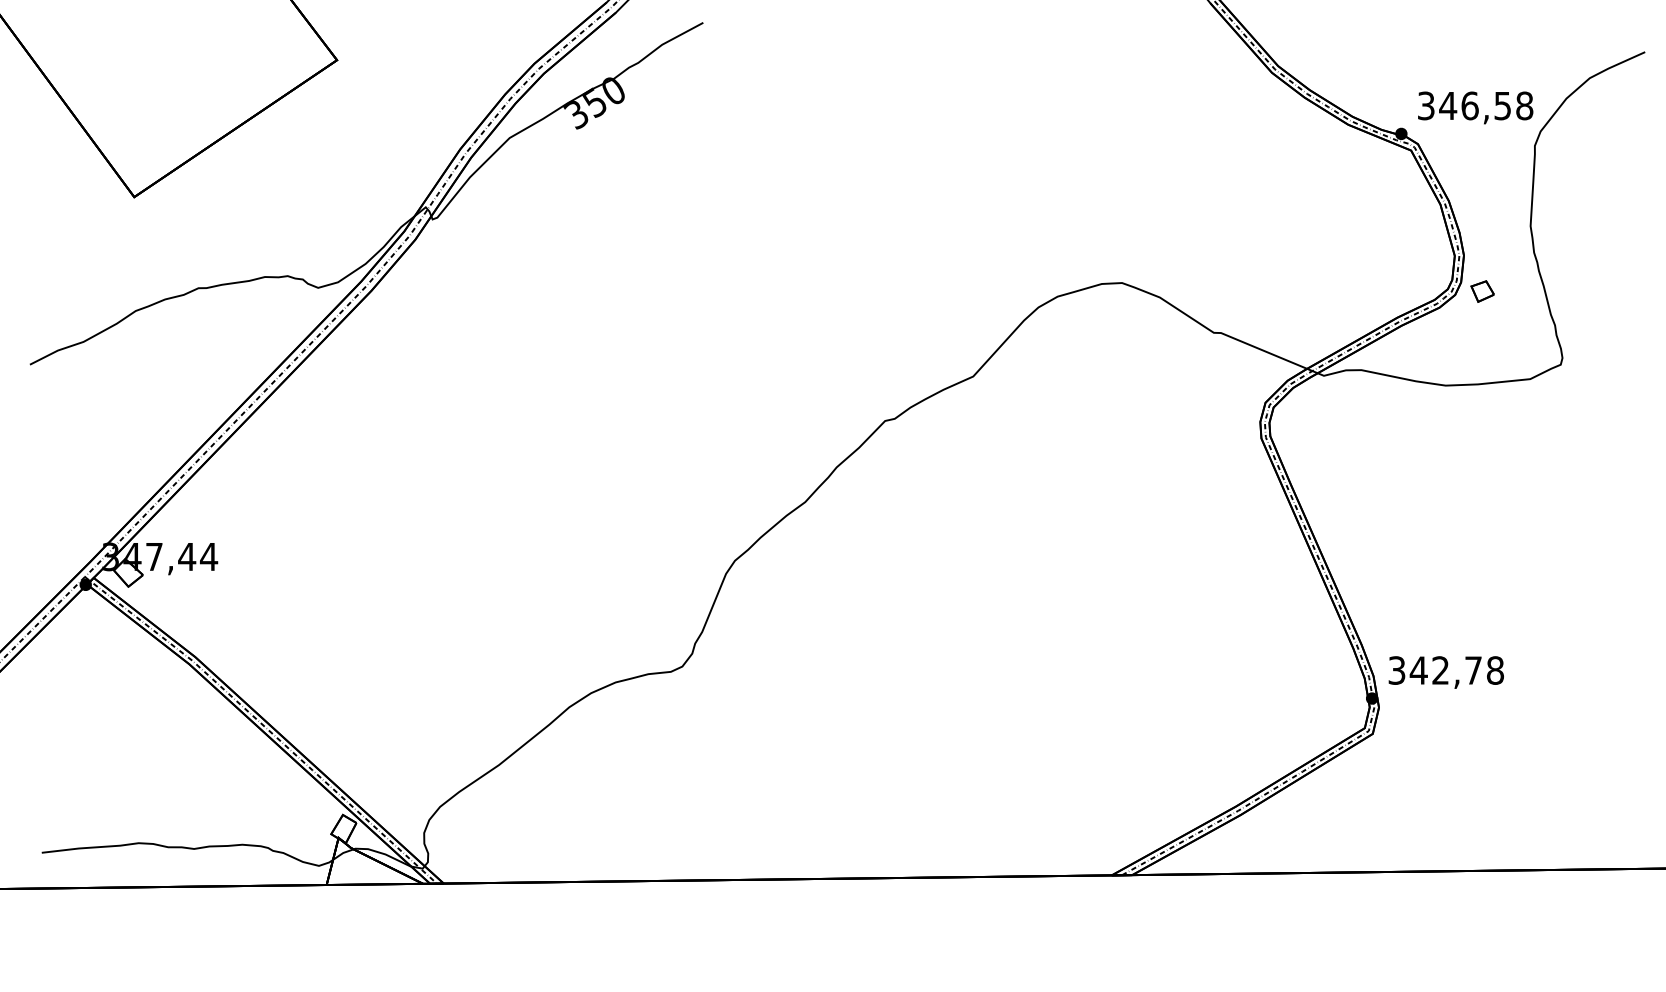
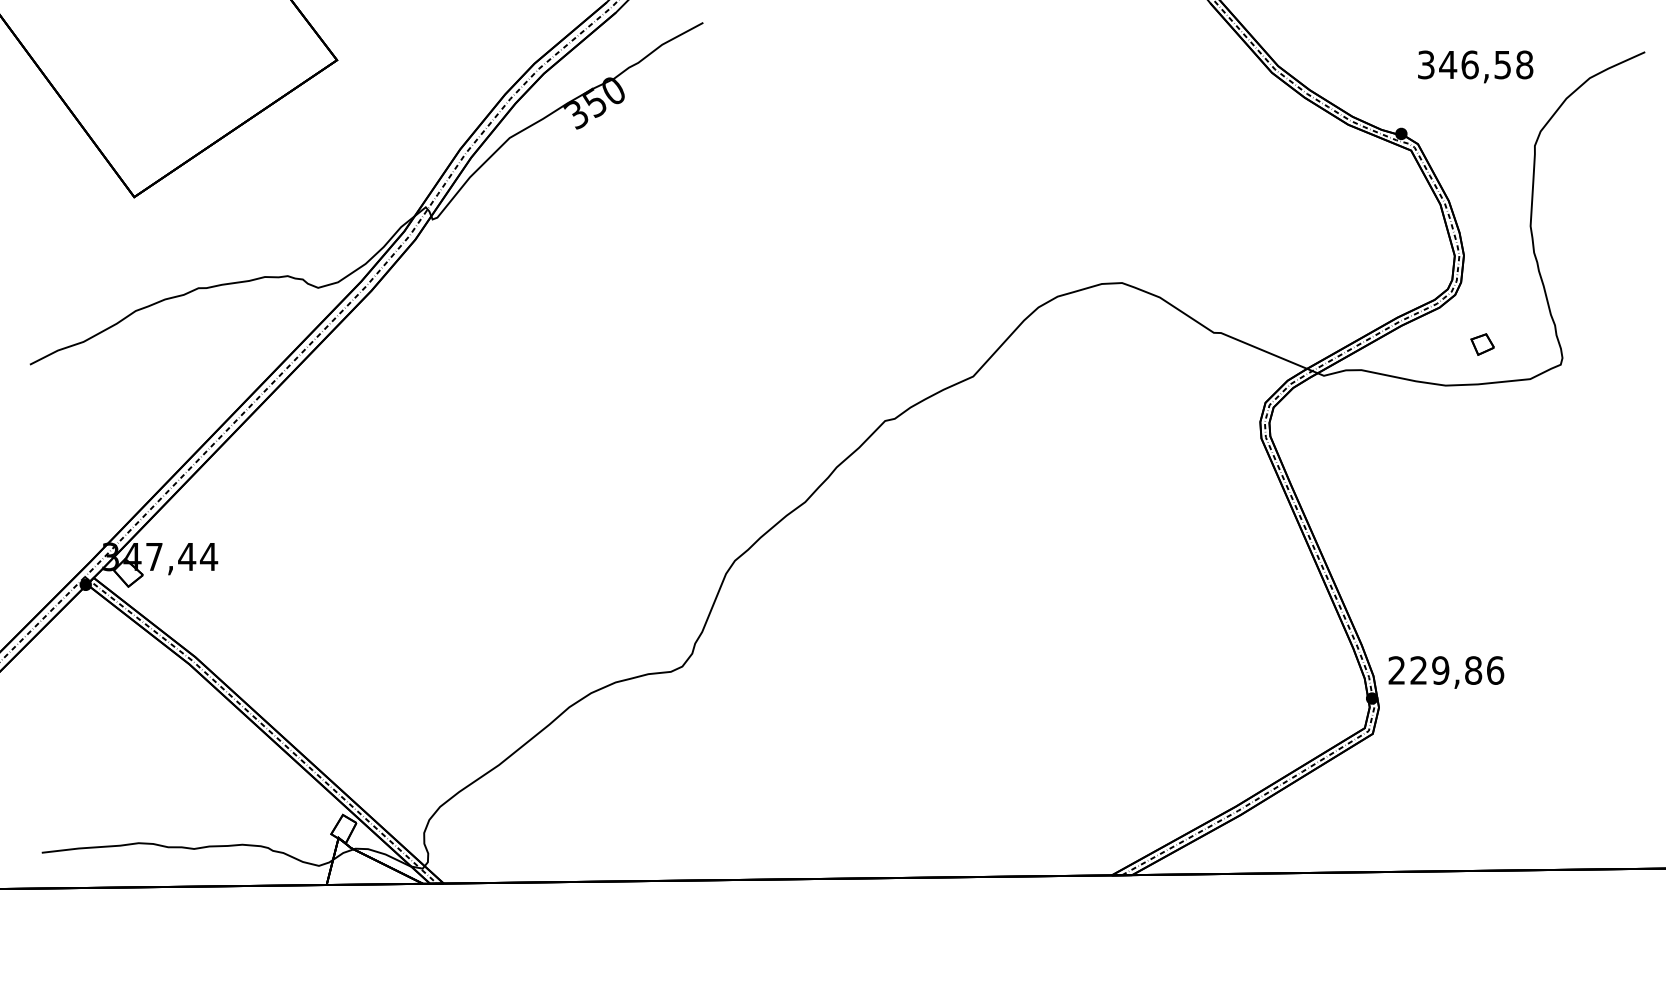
text position: (1475, 107) -> (1475, 66) (1475, 66)
part position: (1482, 291) -> (1482, 344) (1482, 344)
text: 342,78 -> 229,86 (1446, 670)
